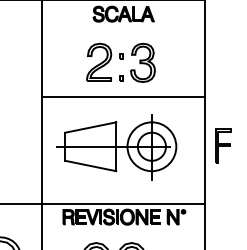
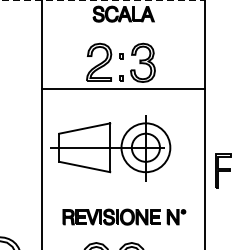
line: solid -> dashed (102, 0)
line position: (122, 97) -> (122, 89) (122, 89)
part position: (223, 145) -> (223, 170) (223, 170)
part position: (116, 147) -> (110, 148) (110, 148)
line: present -> none (103, 203)
